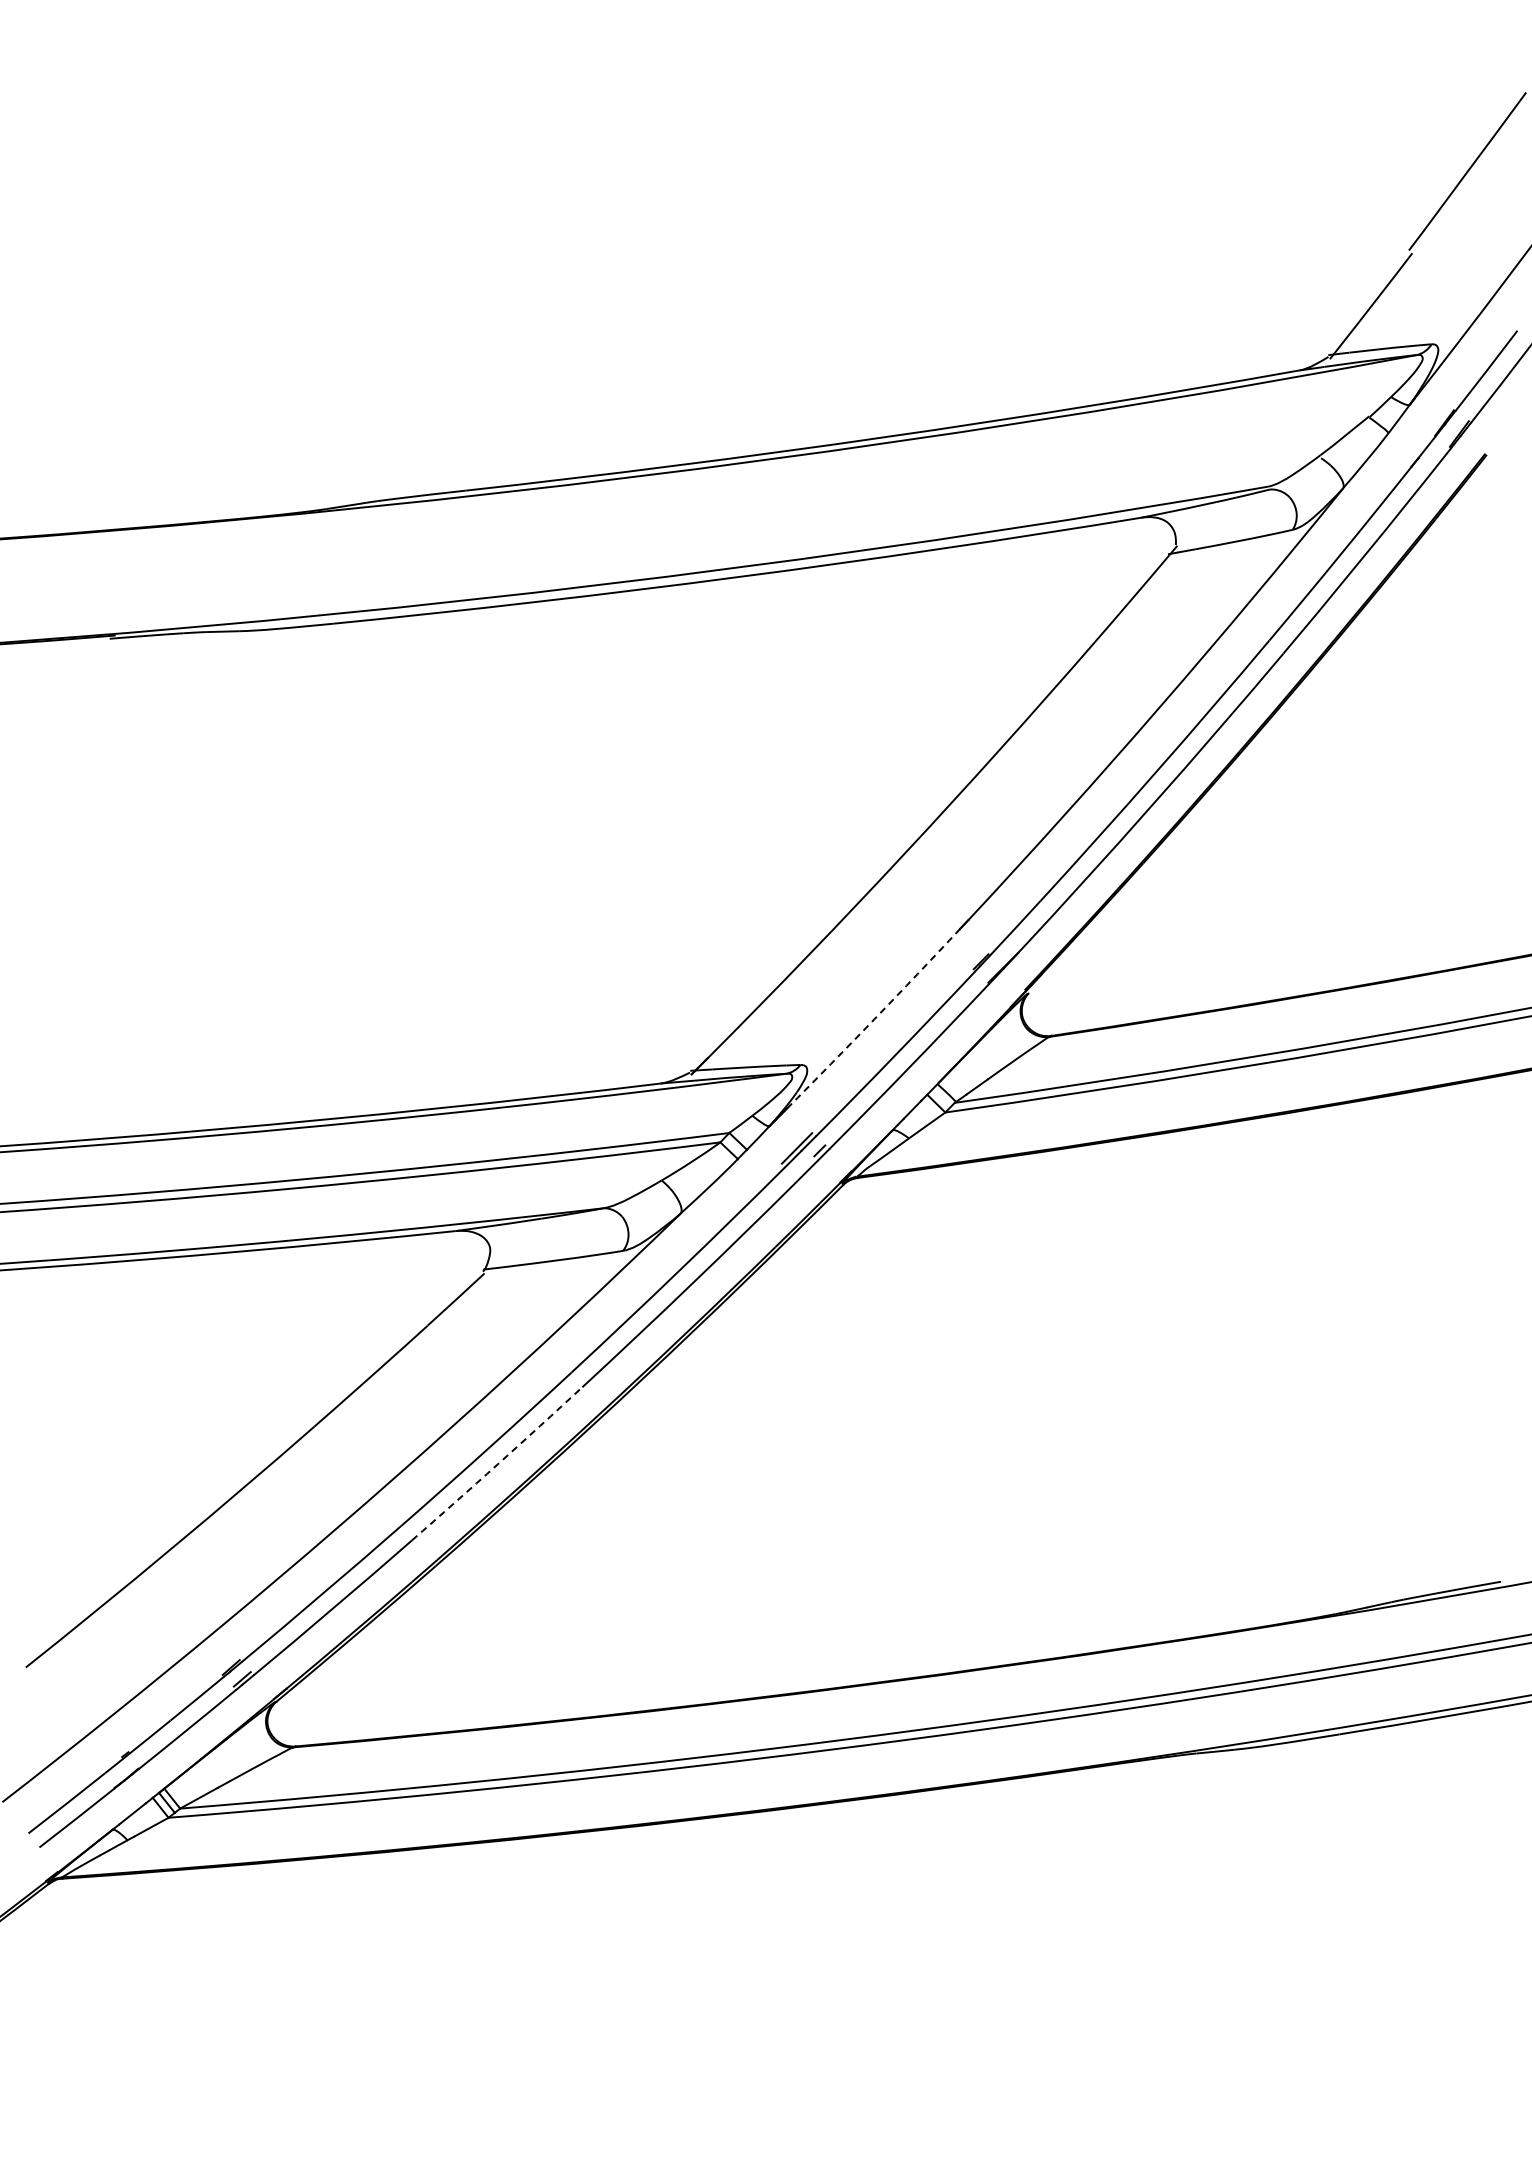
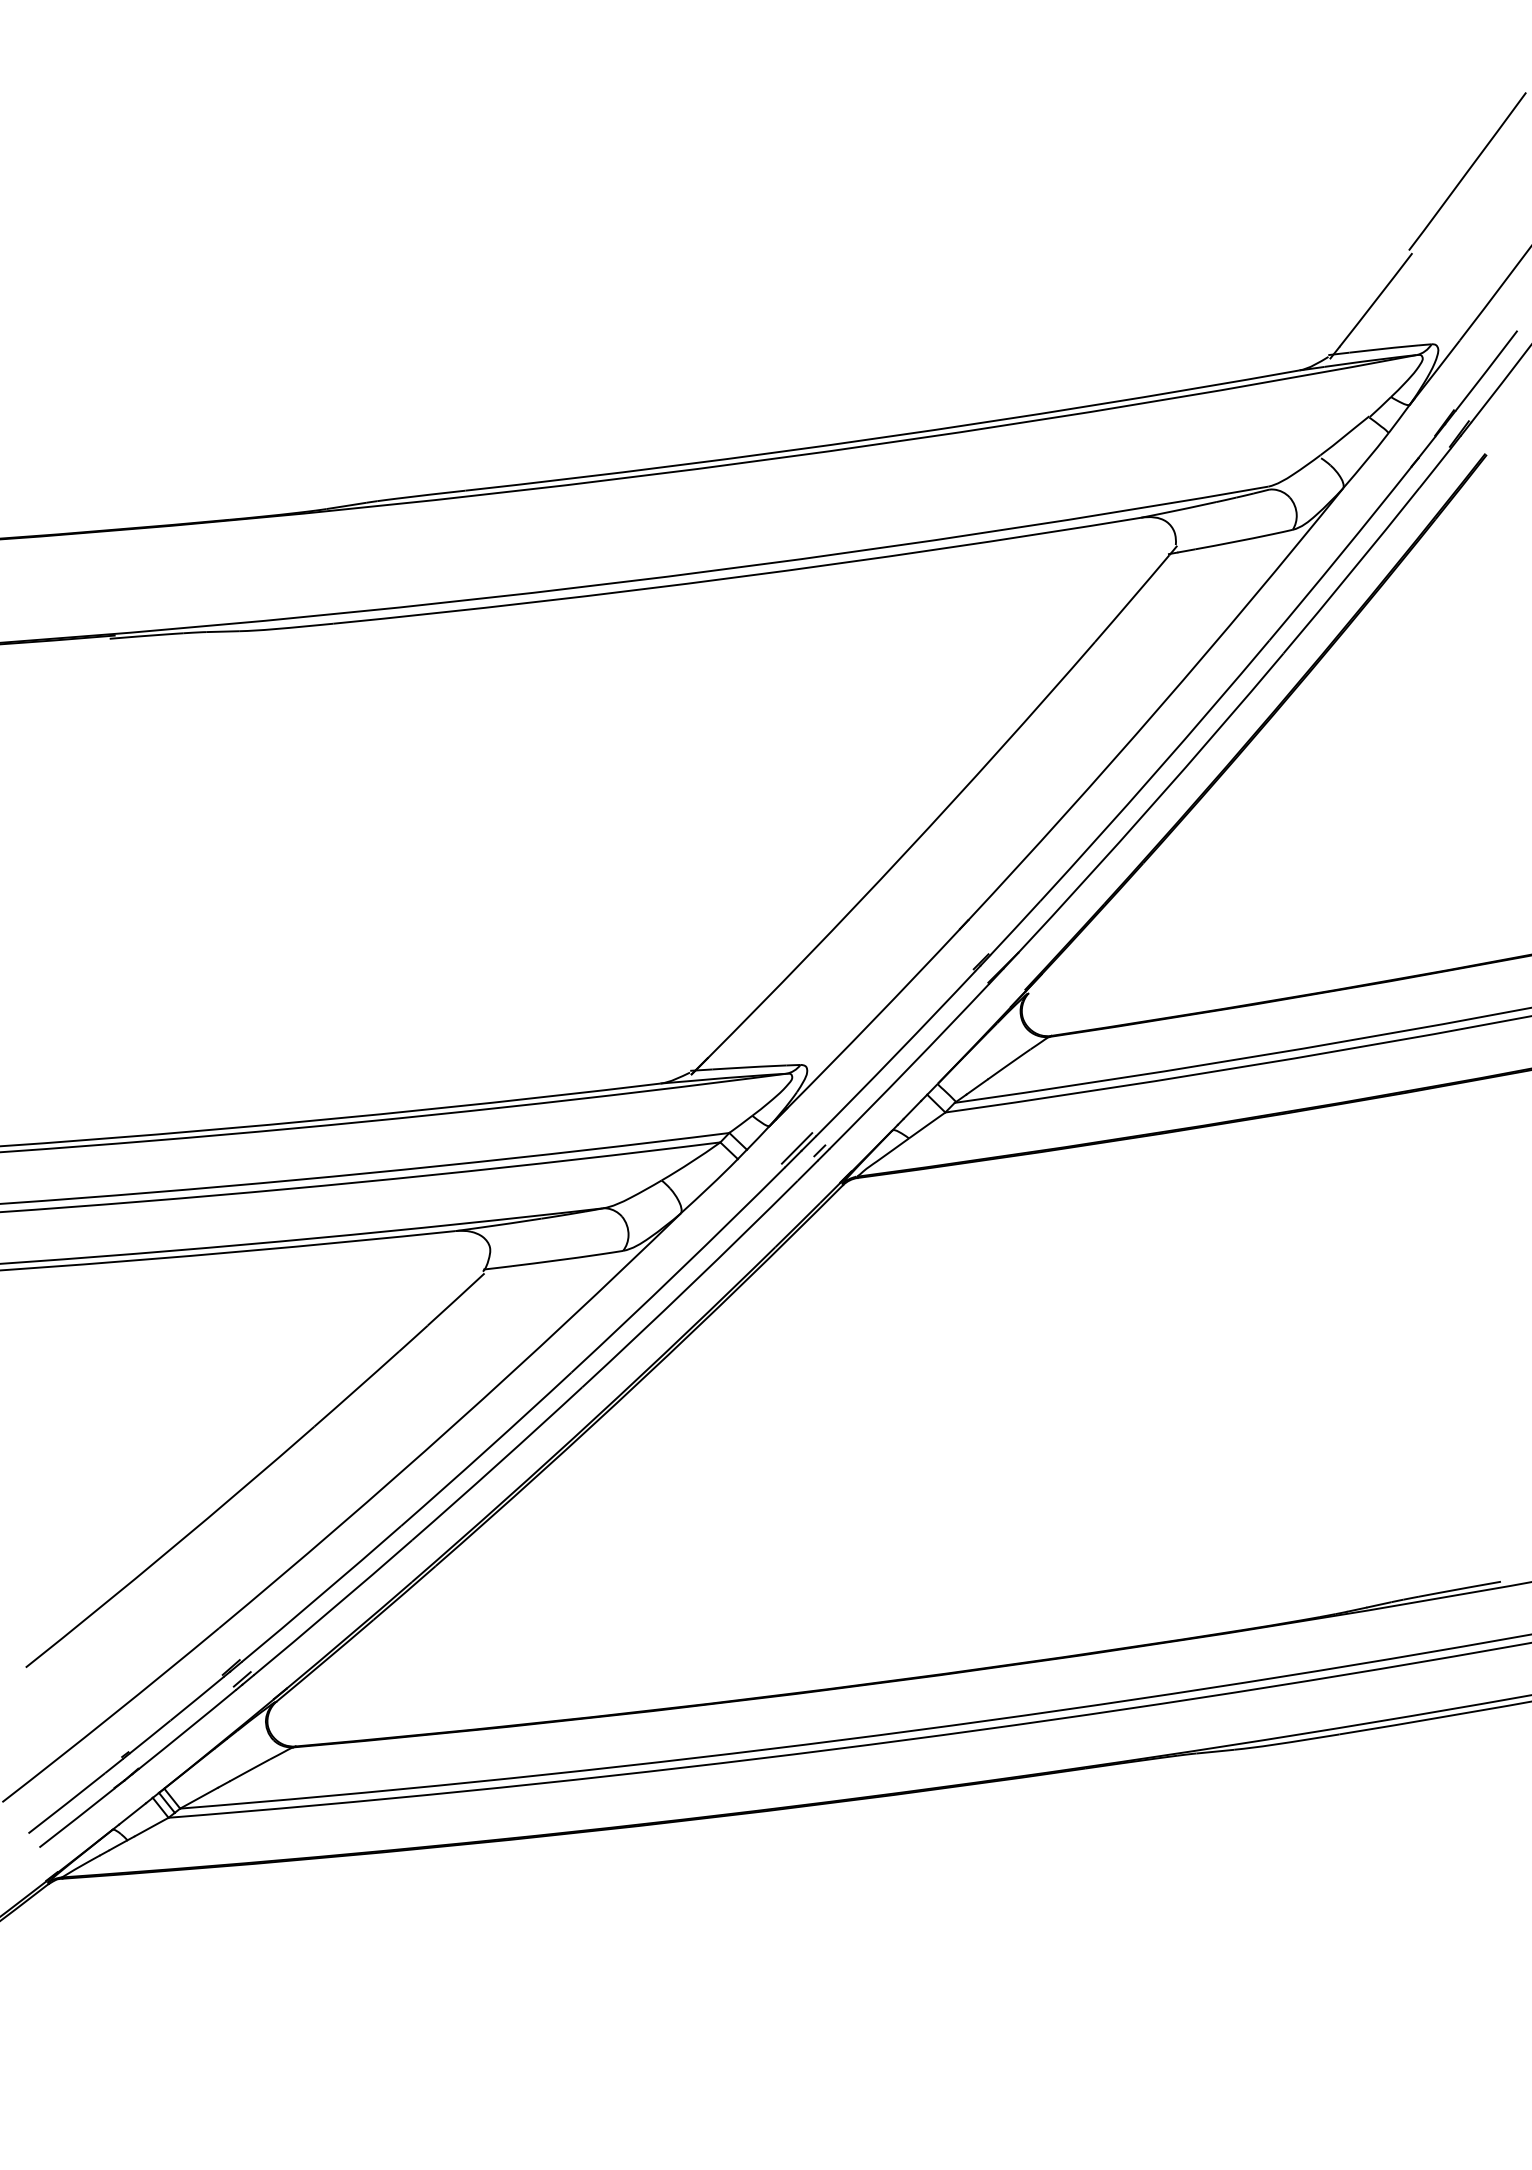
arc: dashed -> solid (874, 1019)
arc: dashed -> solid (497, 1464)
